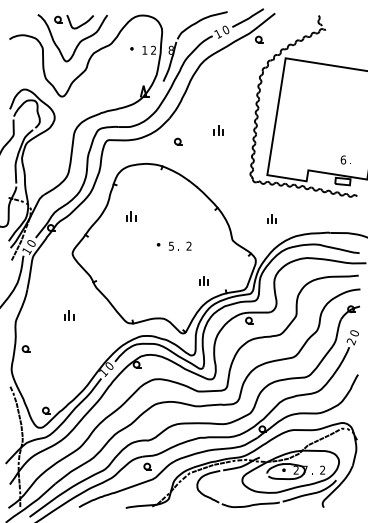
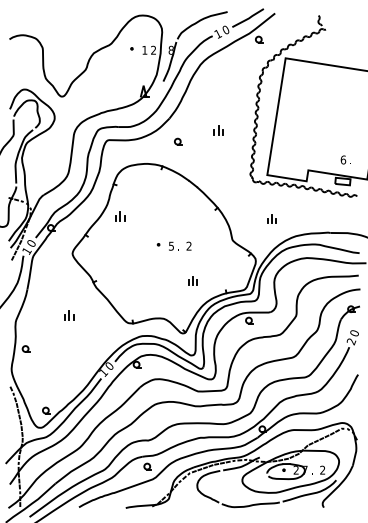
part: present -> none (78, 42)
part position: (131, 216) -> (120, 216) (120, 216)
part position: (203, 280) -> (192, 280) (192, 280)
